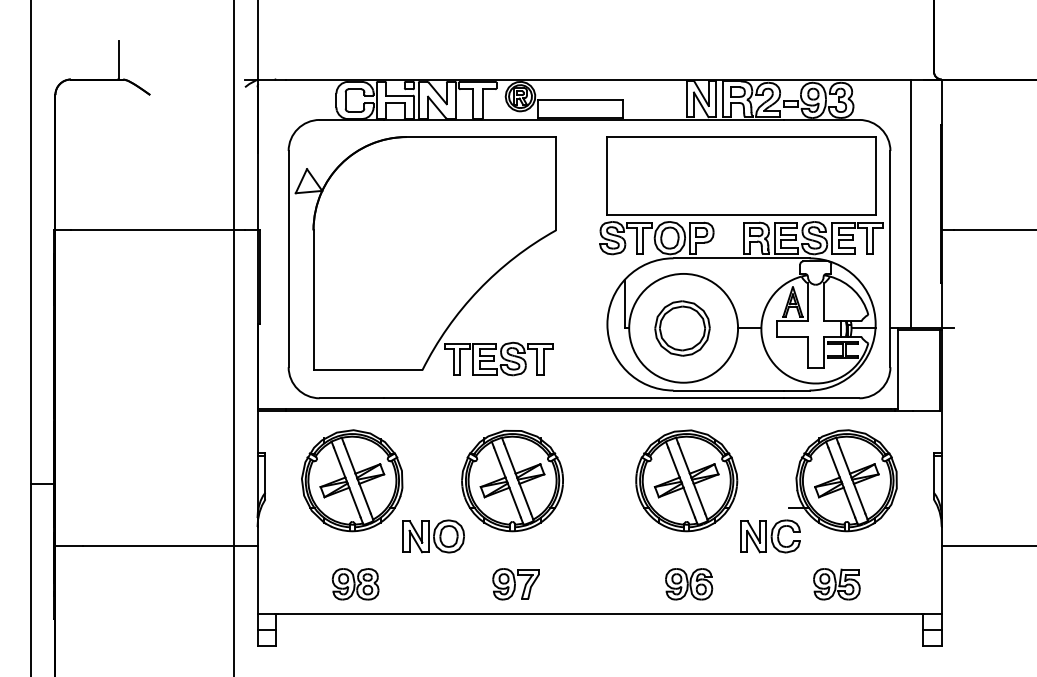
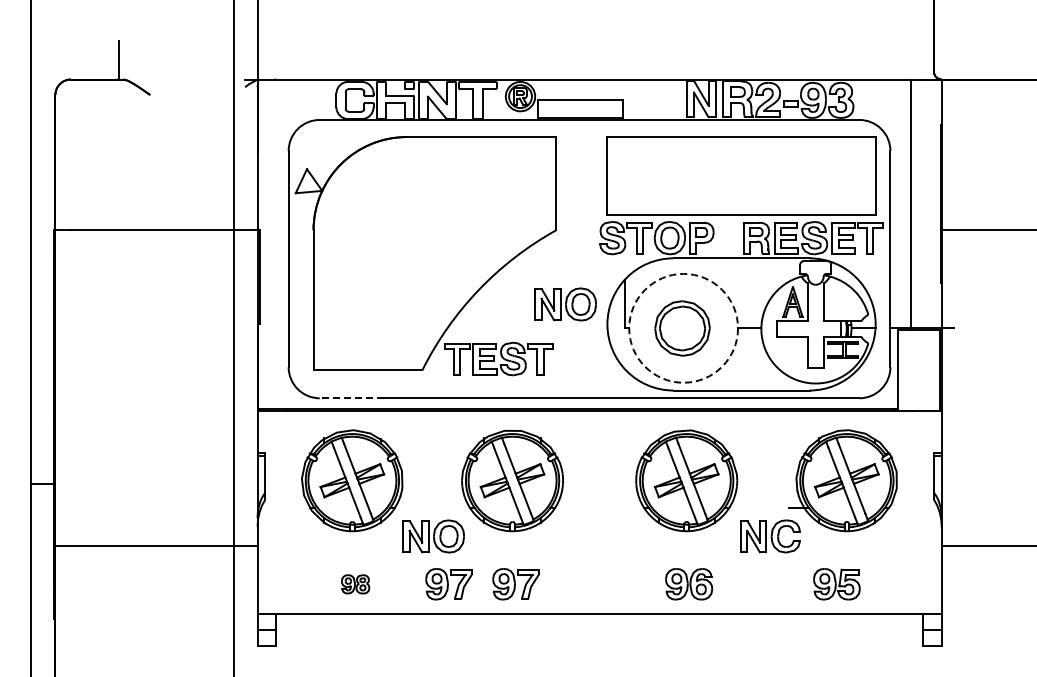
part: none -> present (565, 304)
circle: solid -> dashed (683, 327)
line: solid -> dashed (351, 398)
part size: 49x33 px -> 30x21 px (355, 584)
part: none -> present (448, 584)
